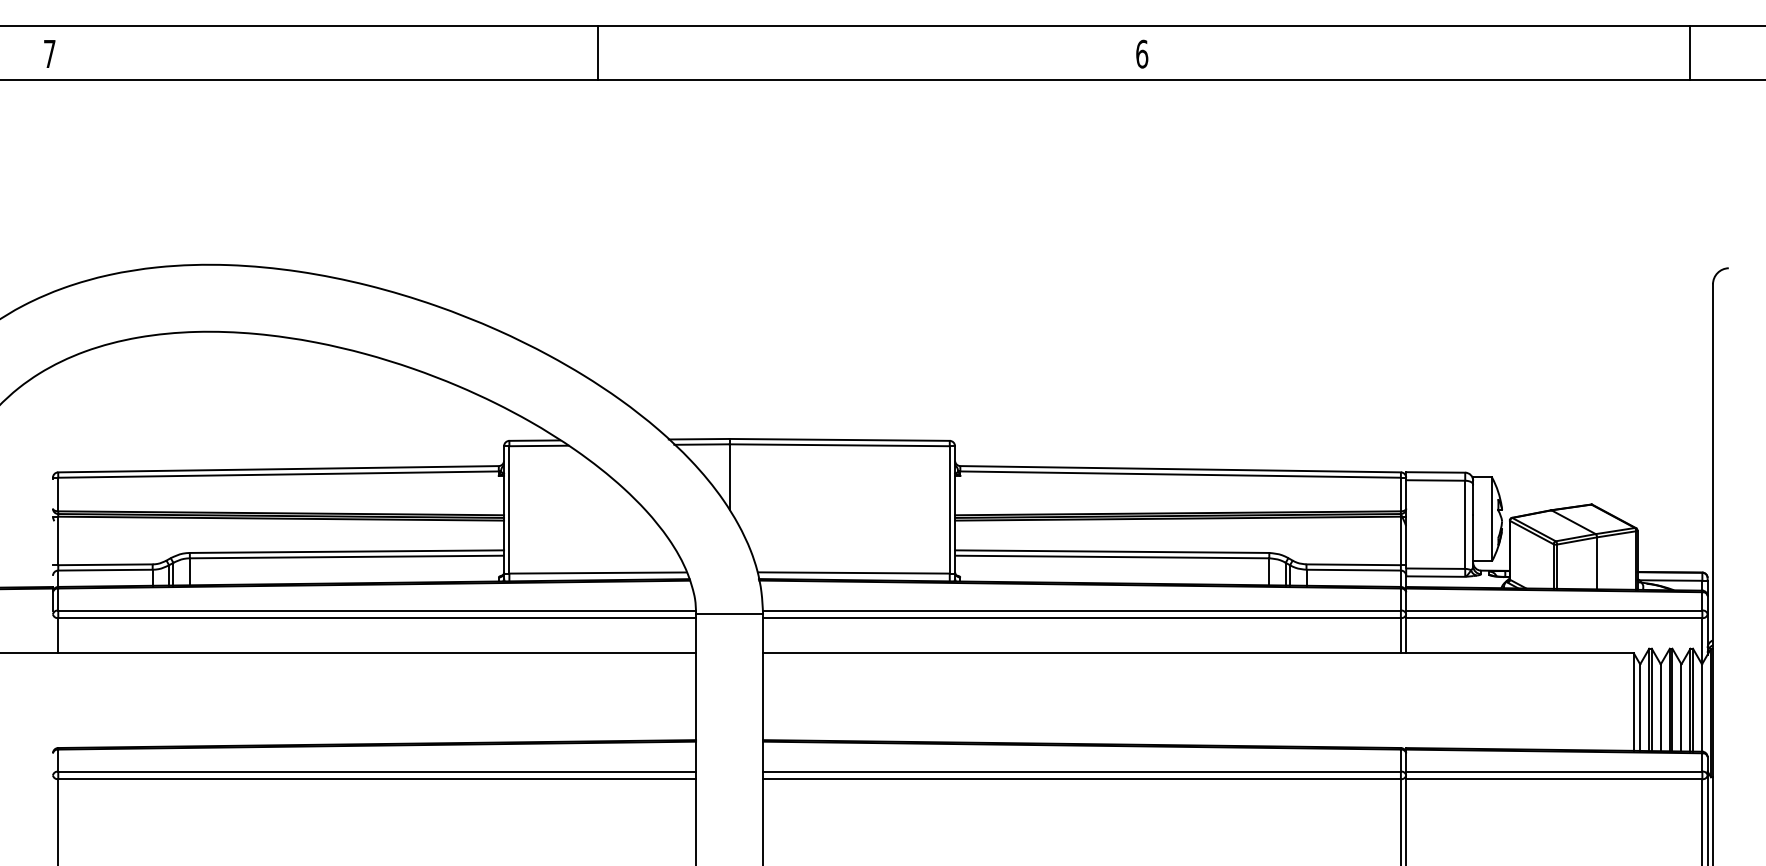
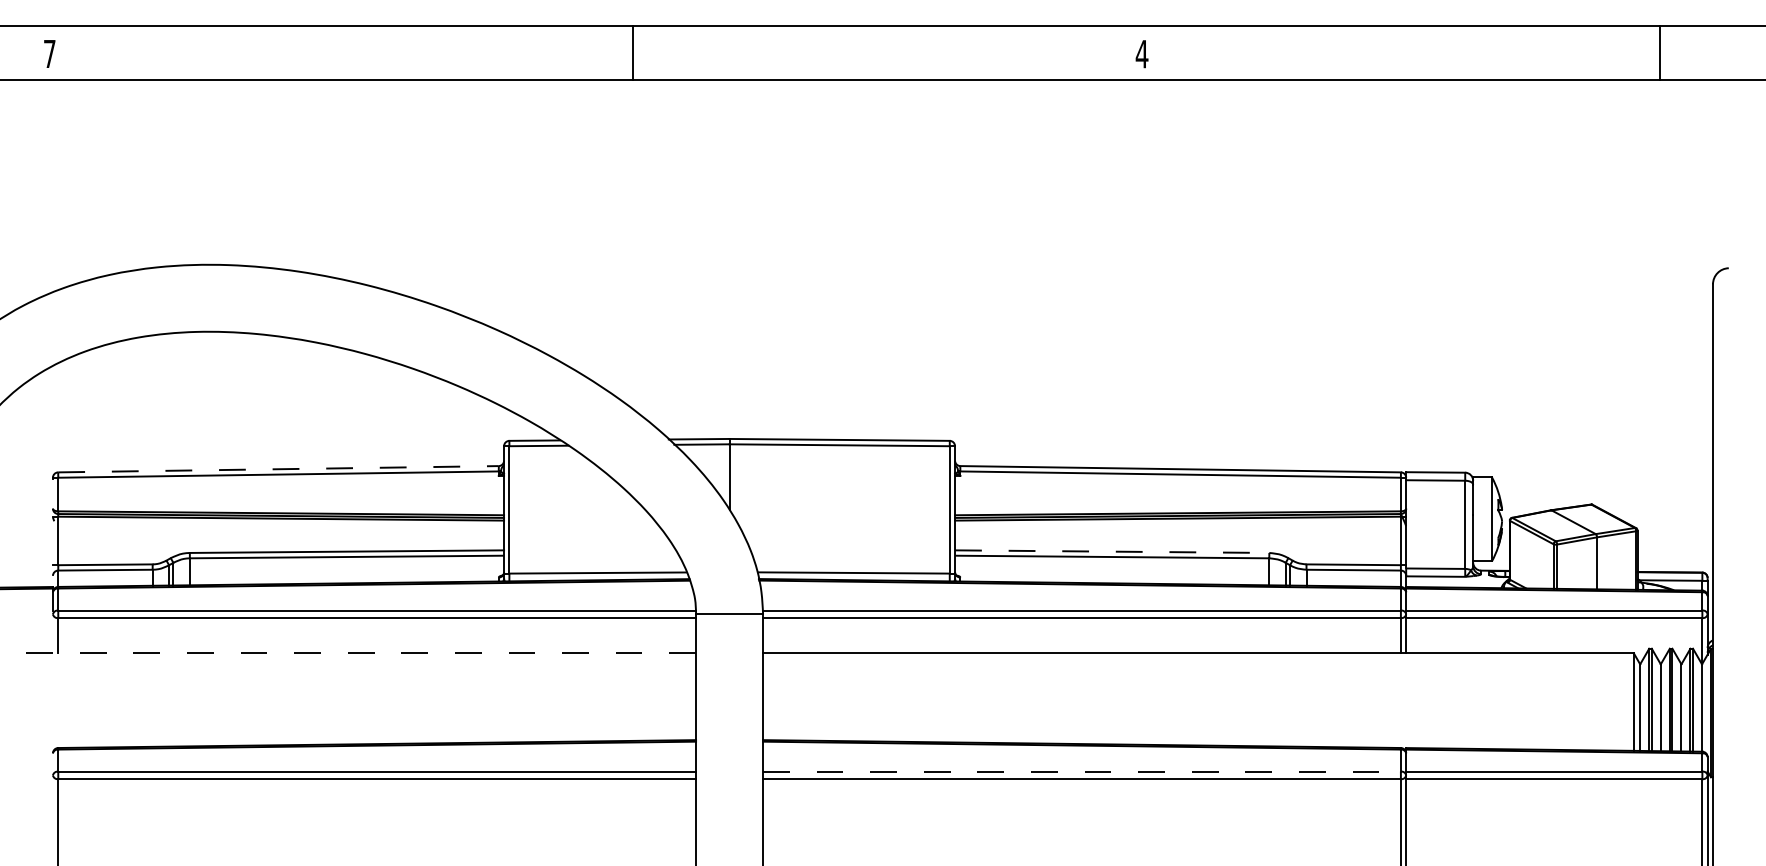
line position: (597, 52) -> (632, 52) (632, 52)
line position: (1689, 52) -> (1659, 52) (1659, 52)
text: 6 -> 4 (1141, 53)
line: solid -> dashed (279, 469)
line: solid -> dashed (1112, 551)
line: solid -> dashed (348, 653)
line: solid -> dashed (1081, 771)
